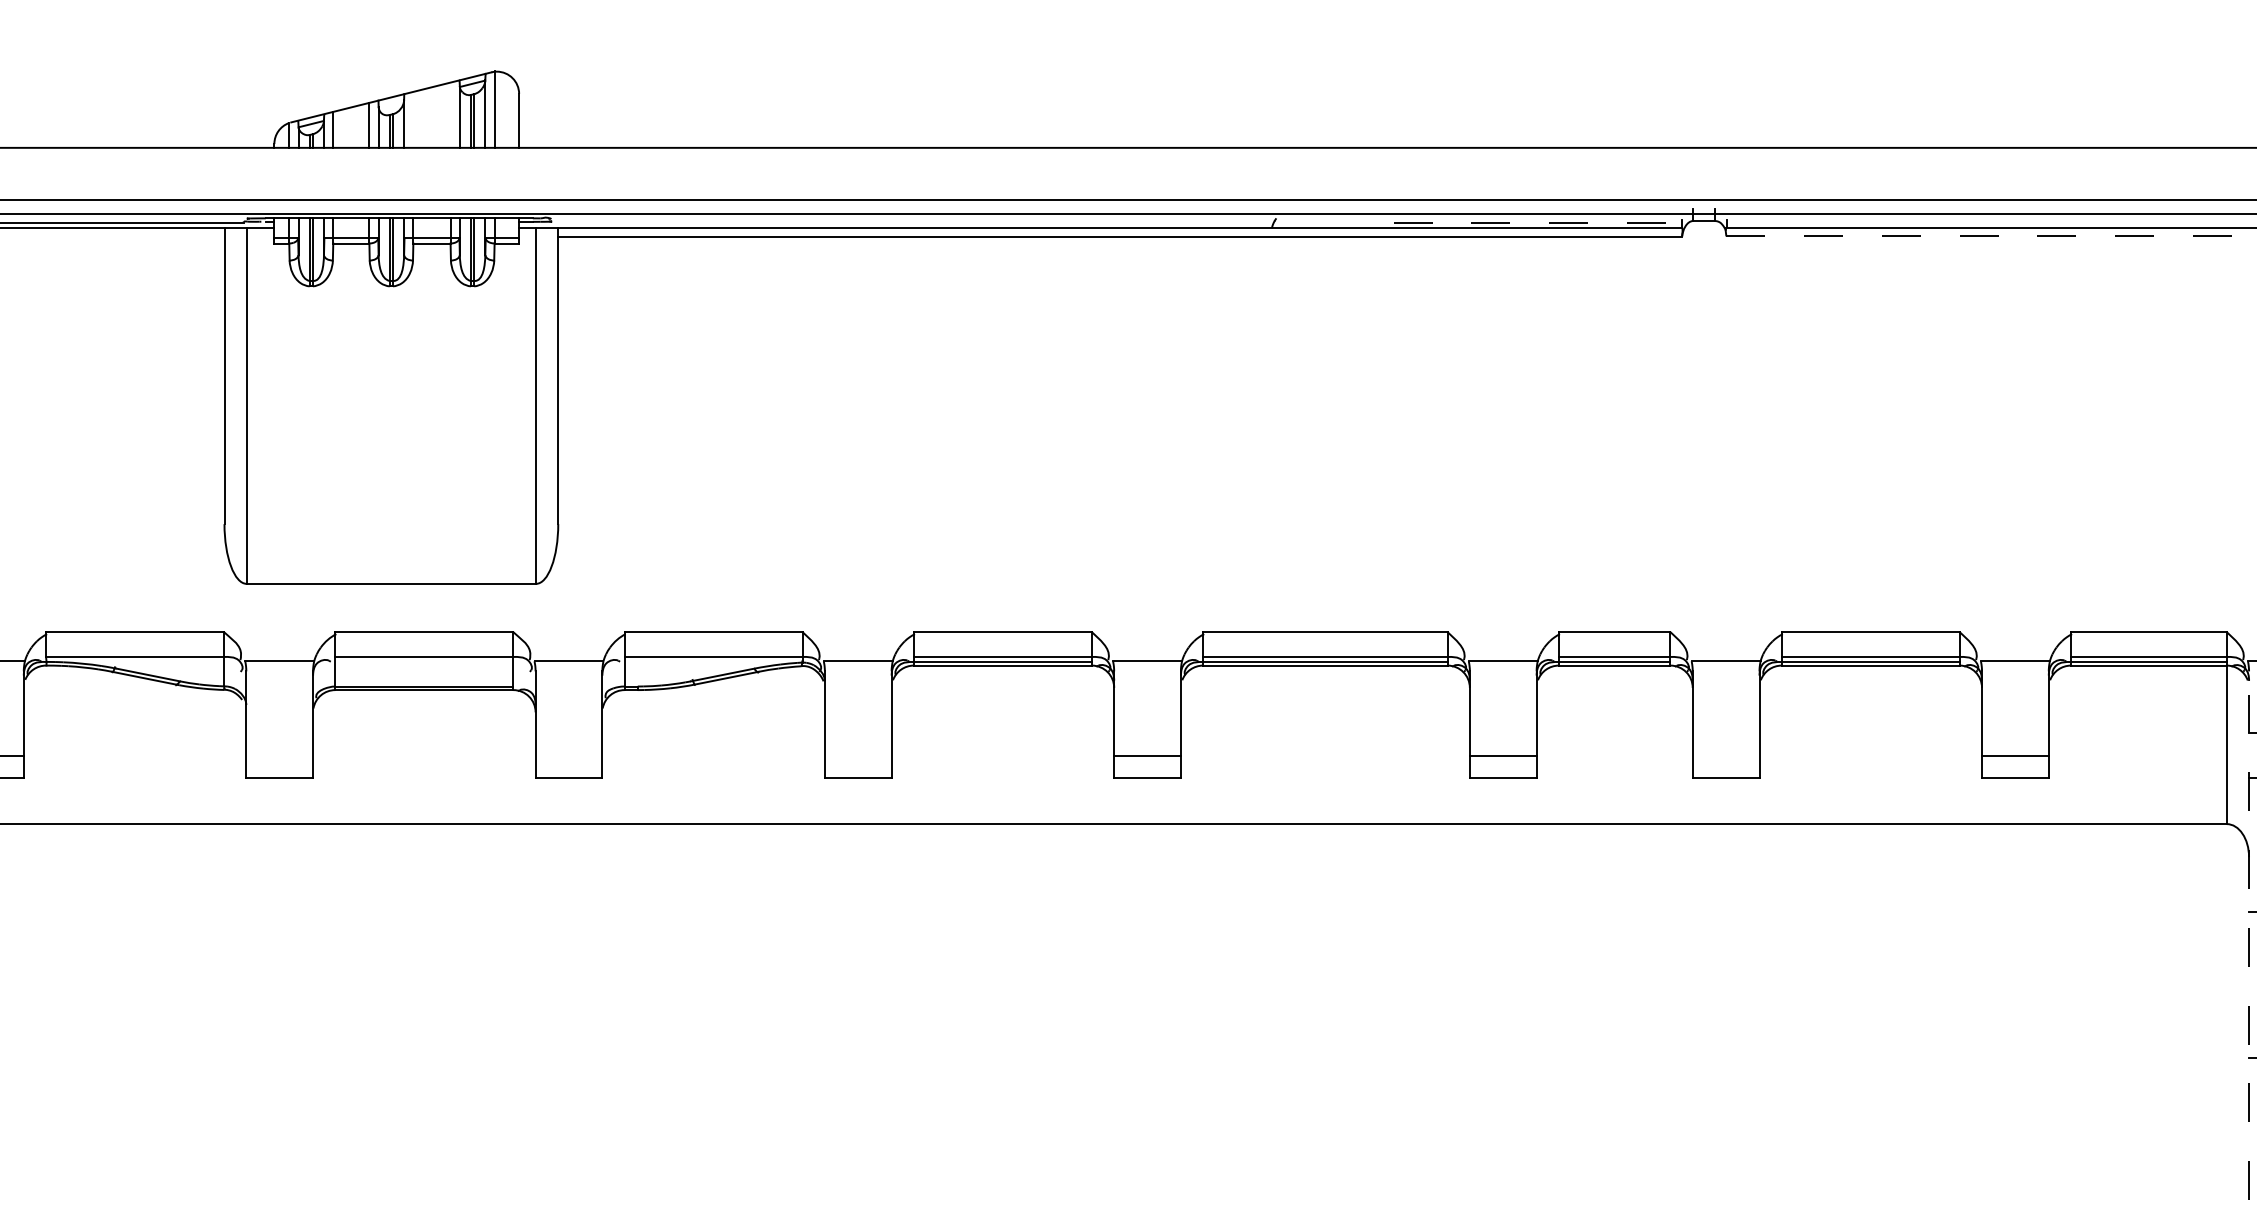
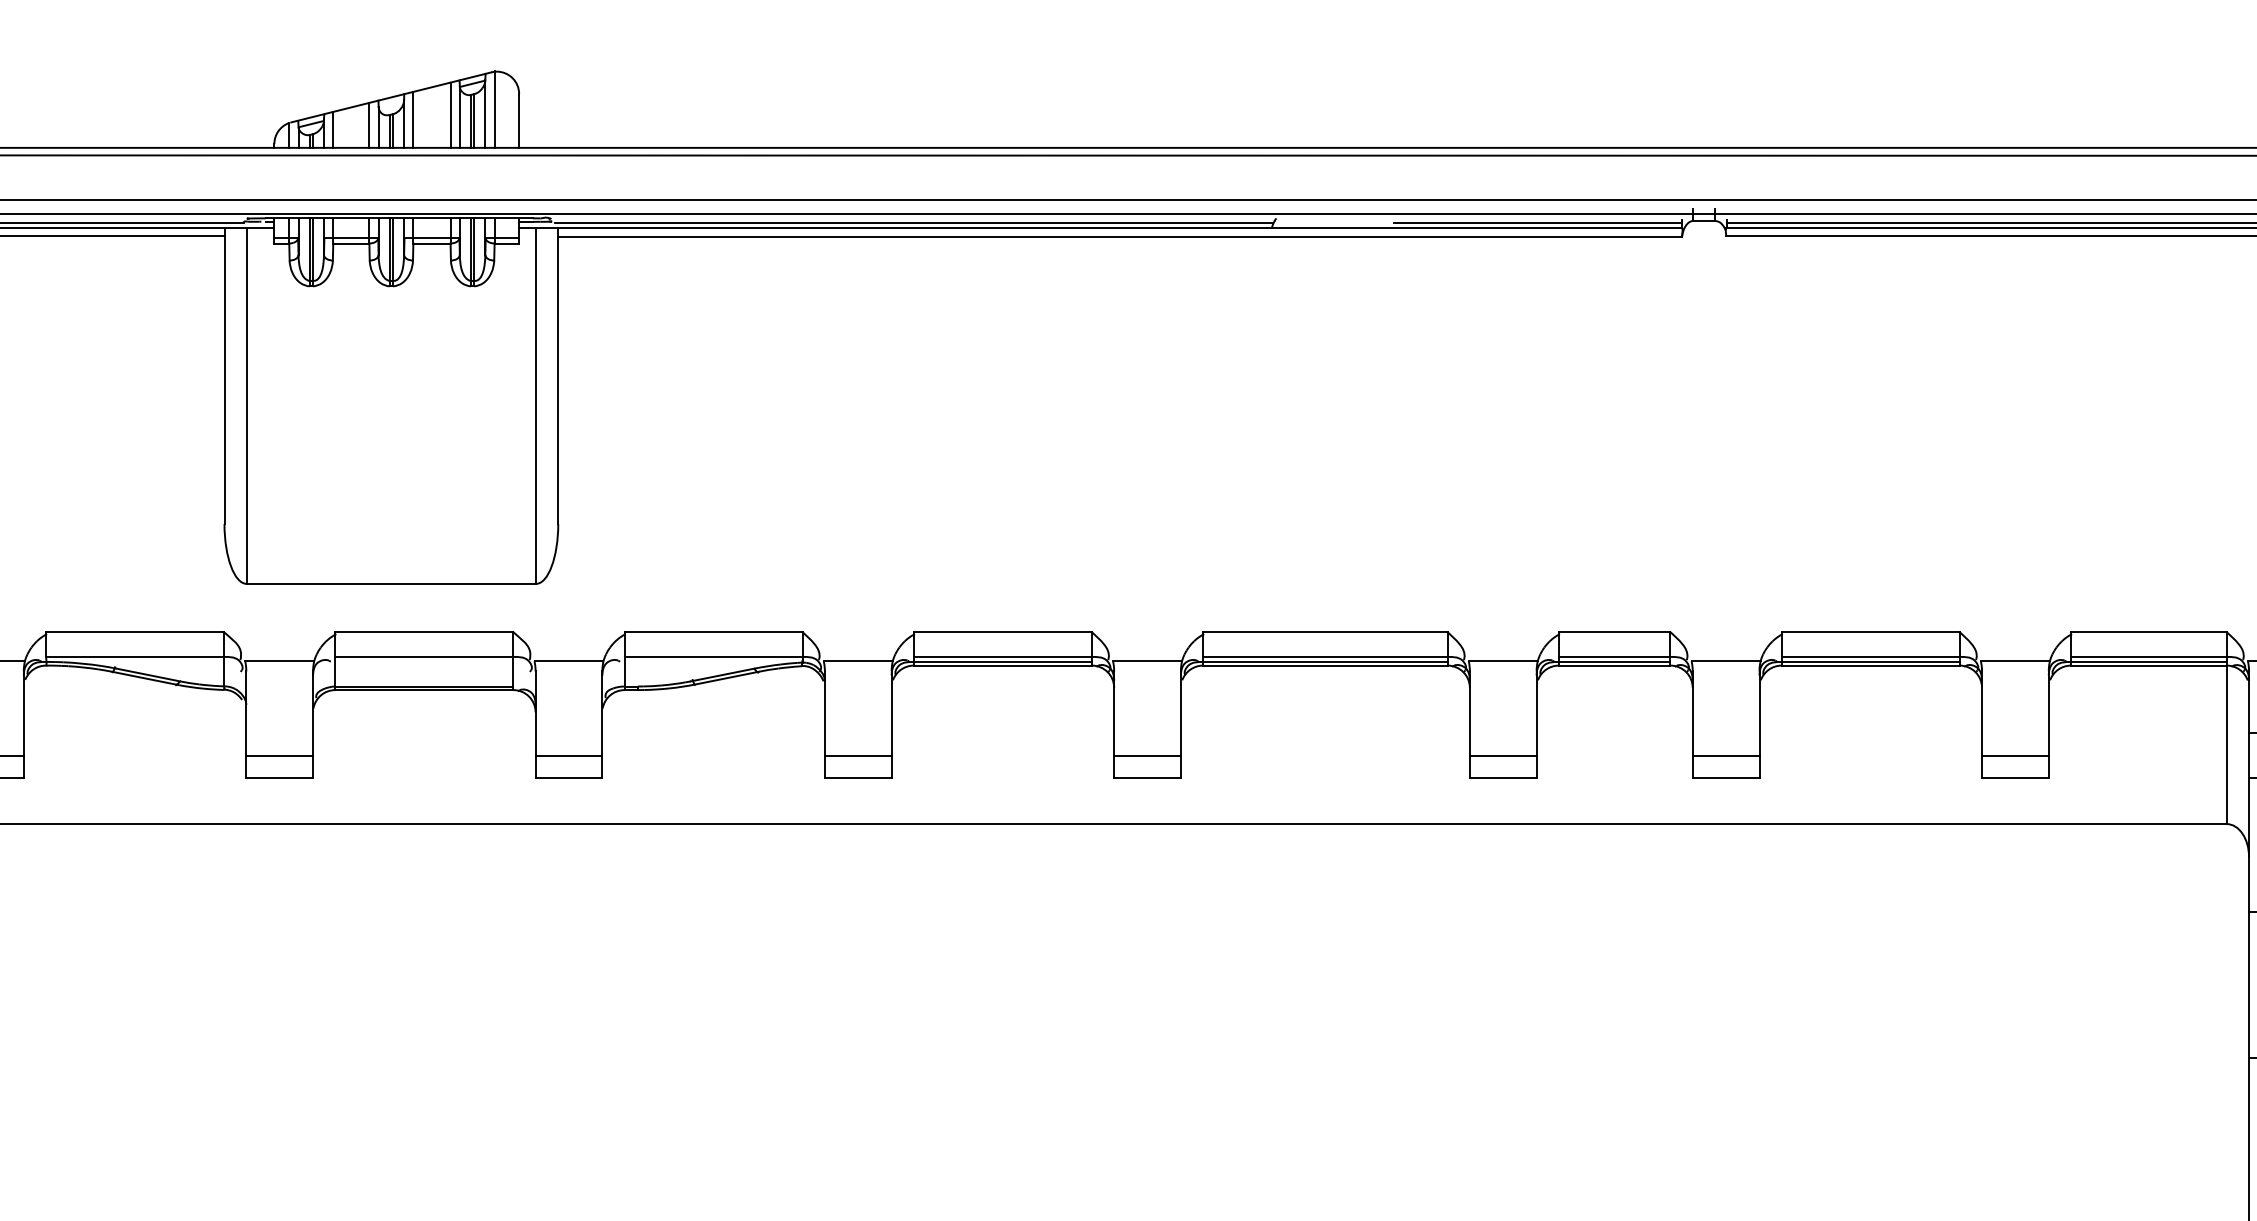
line: none -> present (450, 114)
line: none -> present (413, 119)
line: none -> present (1127, 155)
line: none -> present (913, 223)
line: dashed -> solid (1538, 223)
line: none -> present (1989, 223)
line: none -> present (113, 236)
line: dashed -> solid (1991, 236)
line: none -> present (279, 755)
line: none -> present (568, 755)
line: none -> present (857, 755)
line: none -> present (1725, 755)
line: dashed -> solid (2249, 945)
